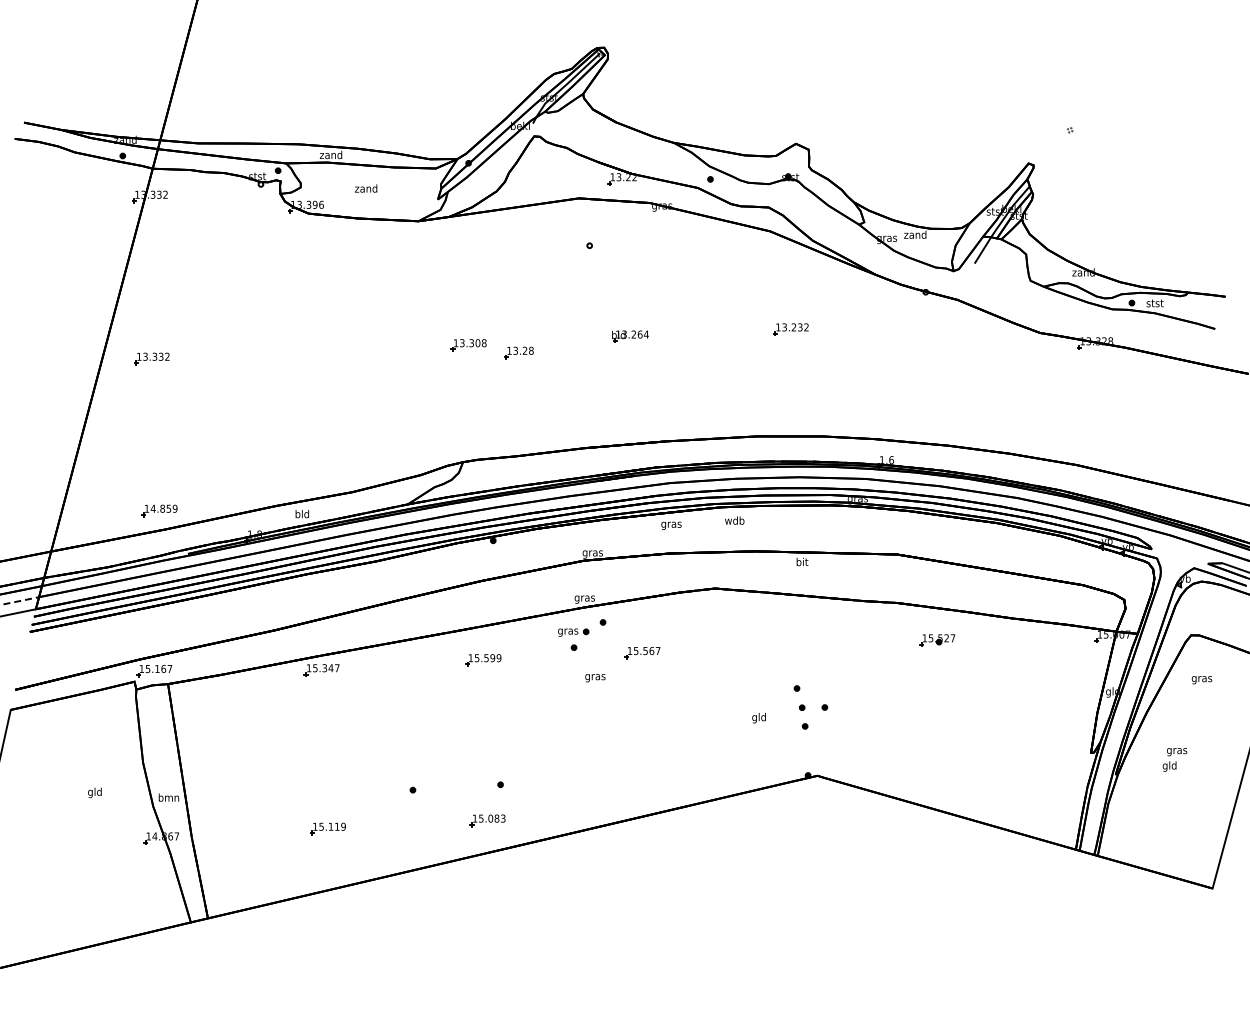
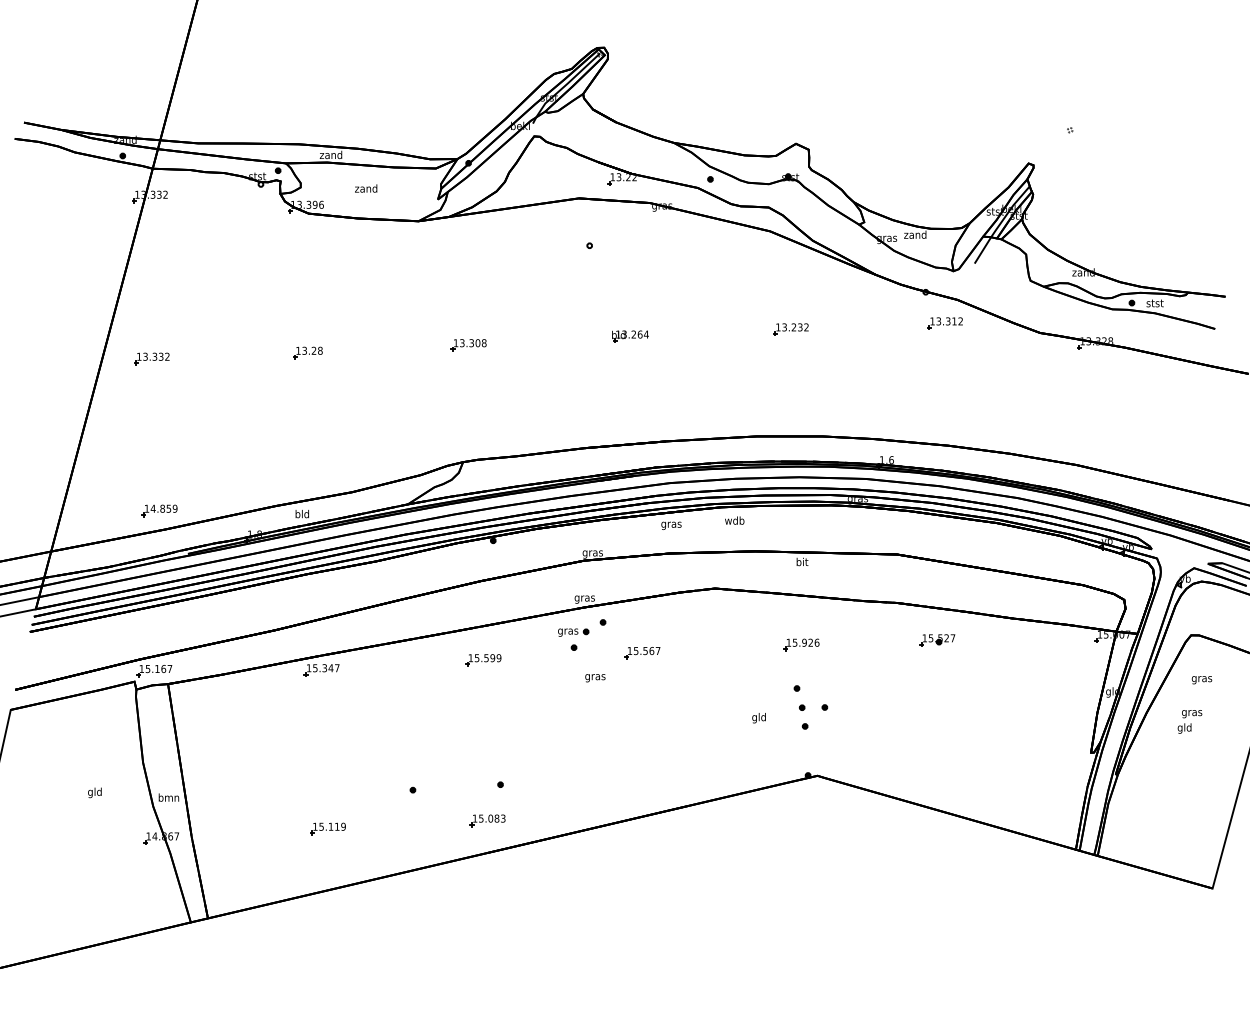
part: none -> present (944, 323)
part position: (518, 352) -> (307, 352) (307, 352)
line: dashed -> solid (19, 601)
part: none -> present (801, 644)
text position: (1174, 759) -> (1189, 721) (1189, 721)
